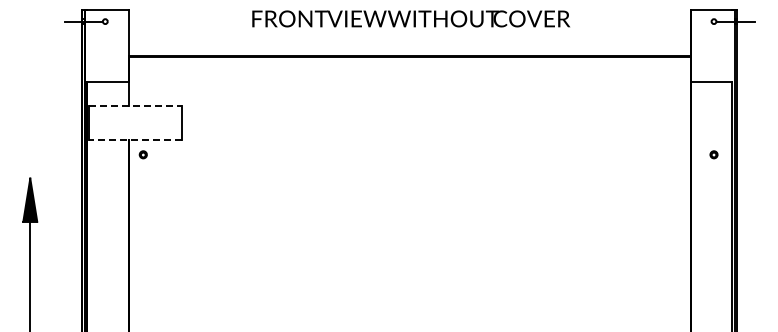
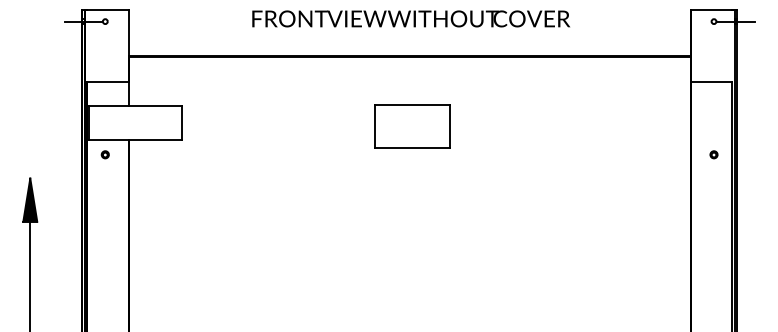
line: dashed -> solid (135, 106)
part: none -> present (412, 126)
line: dashed -> solid (134, 139)
part position: (142, 154) -> (104, 154) (104, 154)
